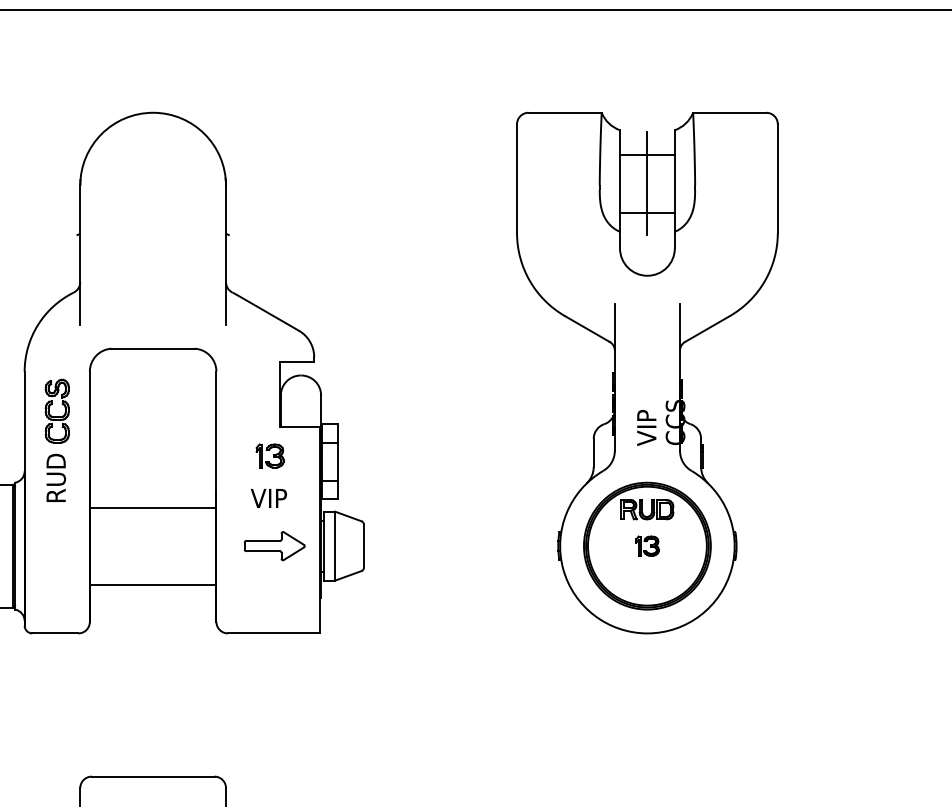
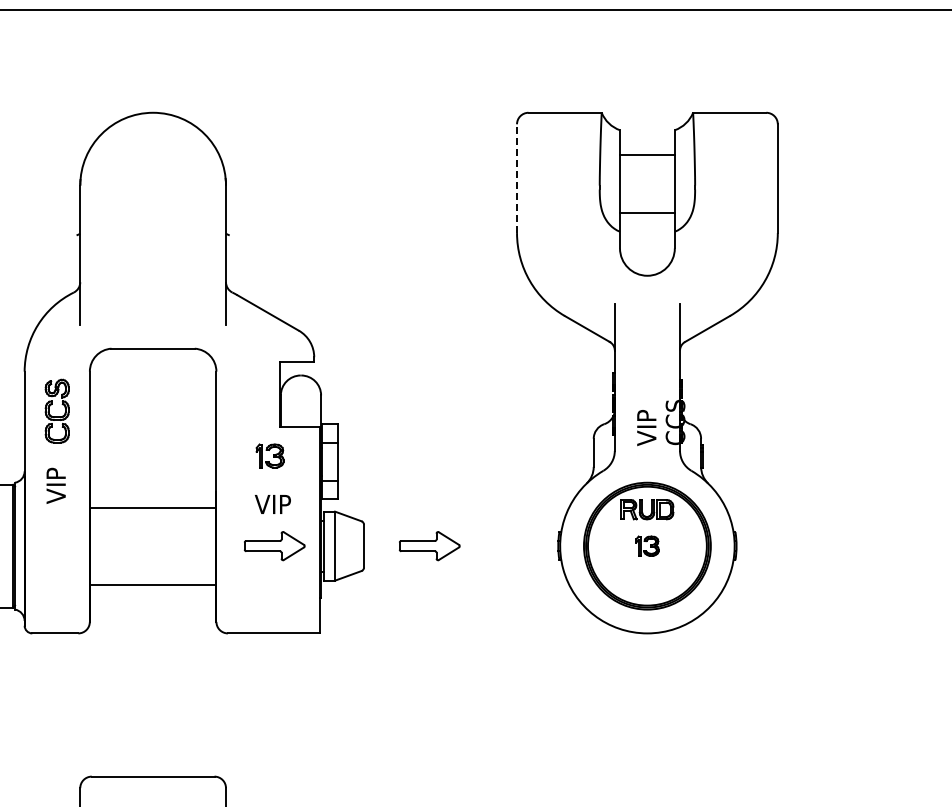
line: solid -> dashed (517, 178)
line: present -> none (647, 183)
text: RUD -> VIP (56, 478)
text position: (268, 498) -> (272, 504) (272, 504)
part: none -> present (429, 546)
